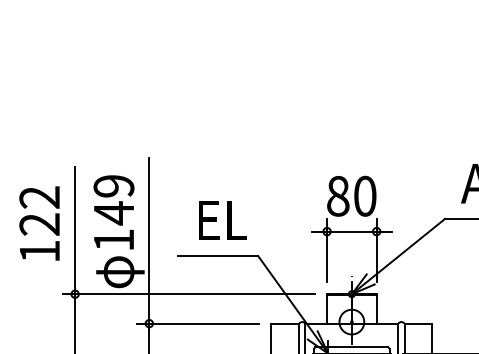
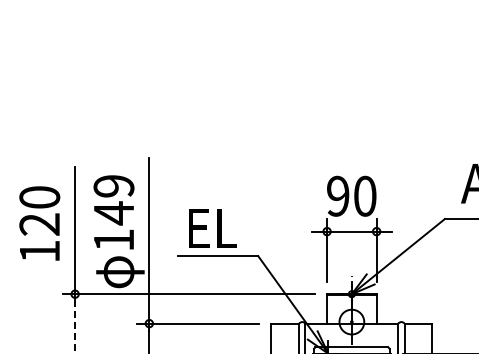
text: 80 -> 90 (338, 195)
text: 122 -> 120 (39, 197)
text position: (222, 220) -> (212, 228) (212, 228)
line: solid -> dashed (75, 327)
